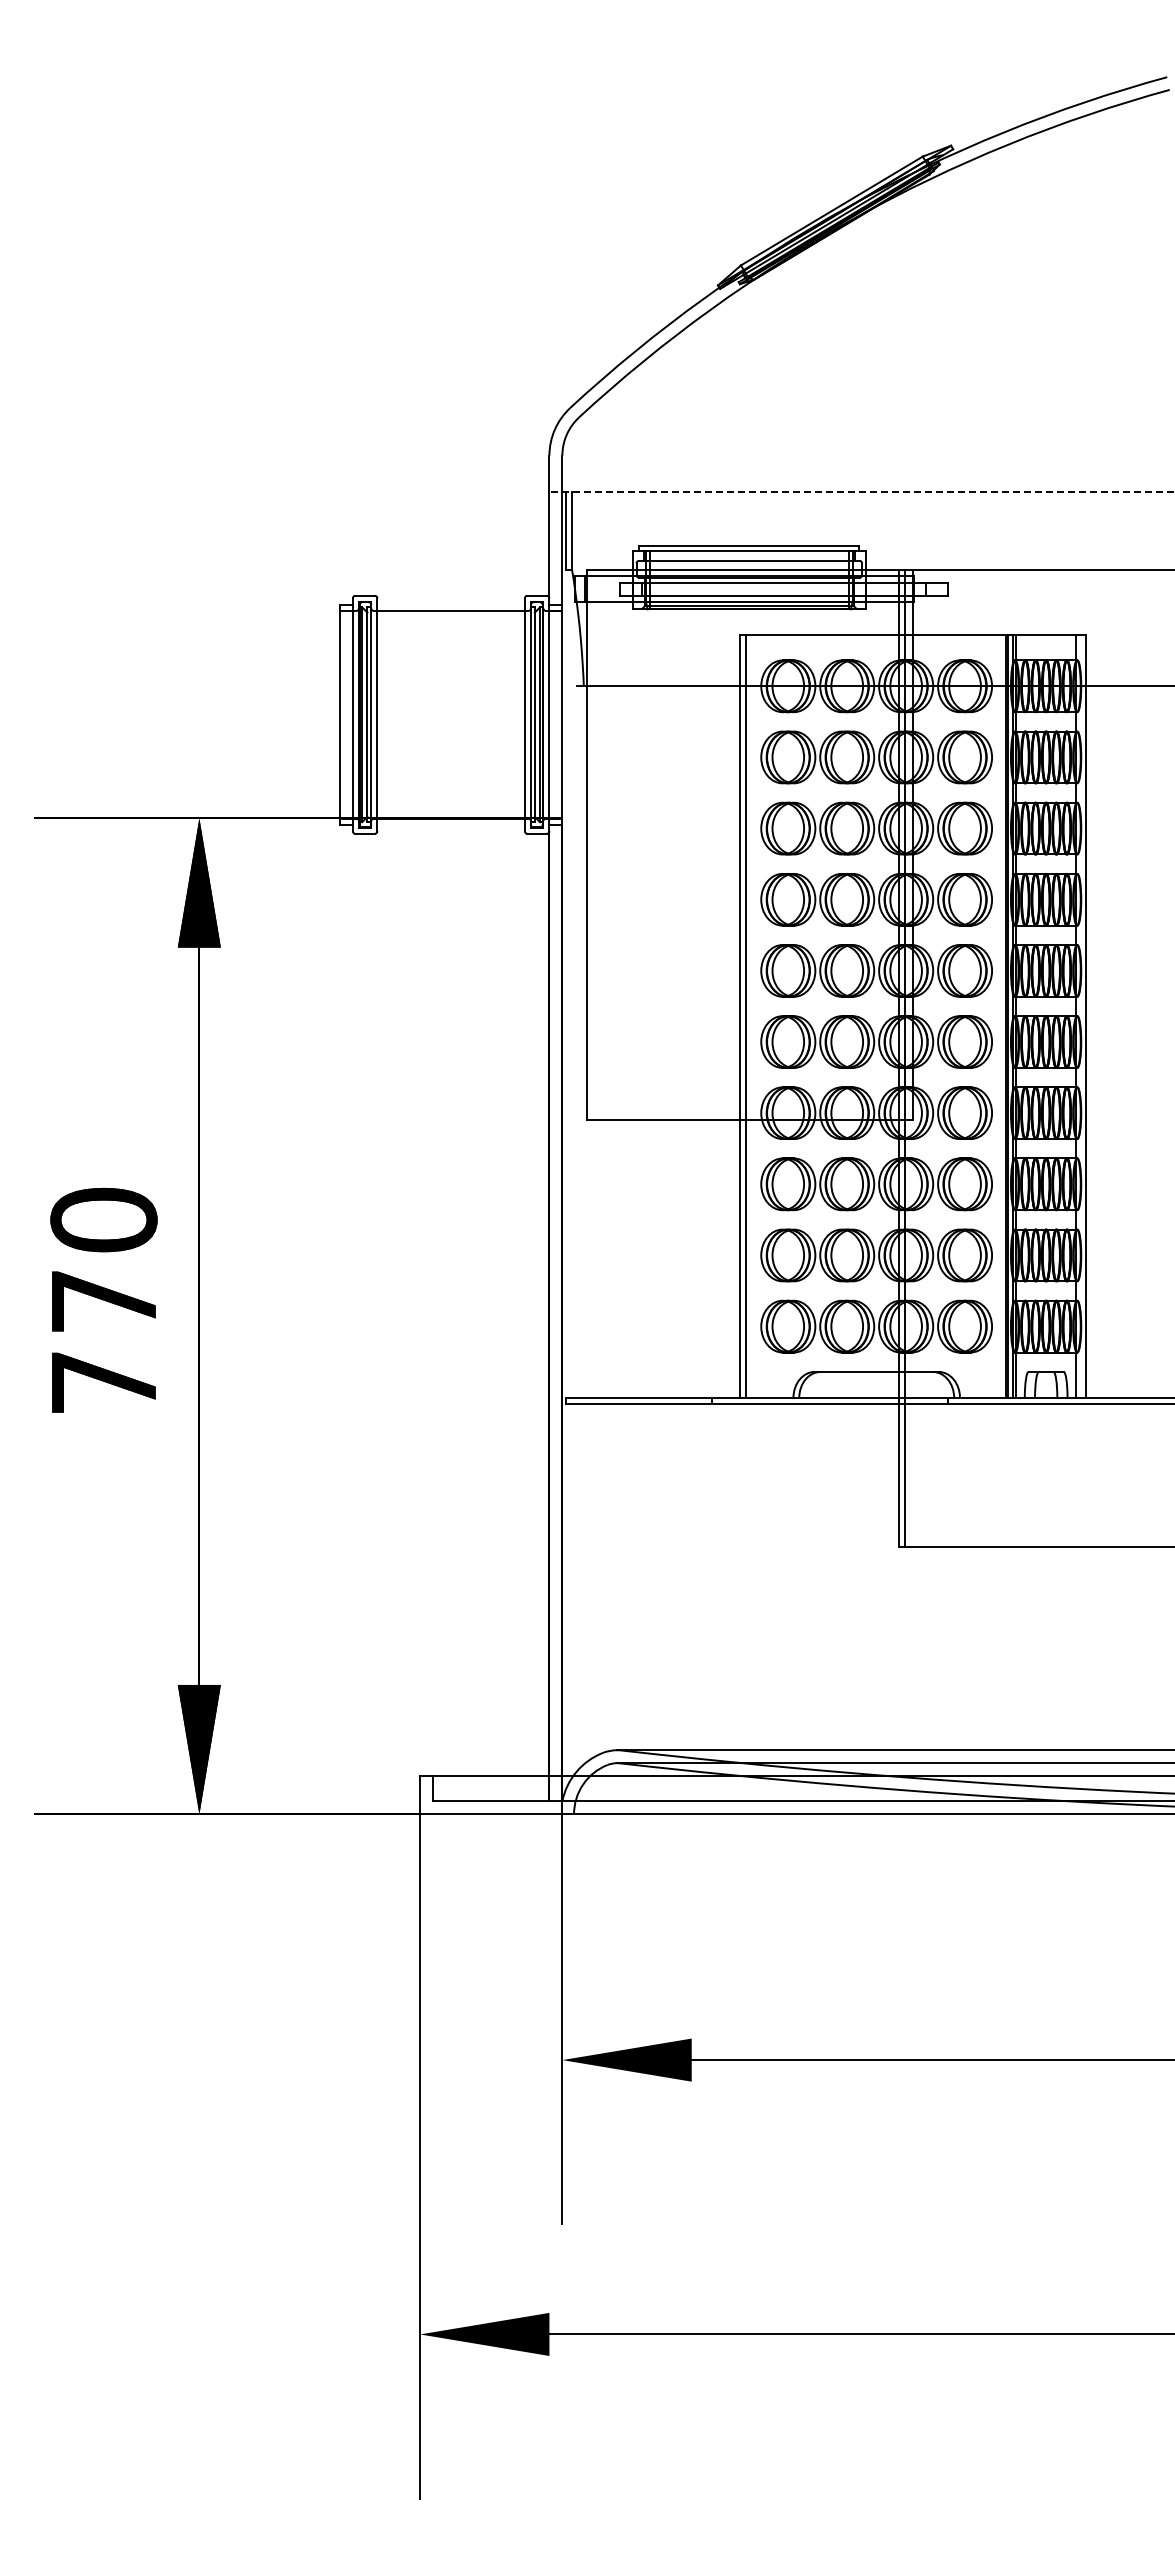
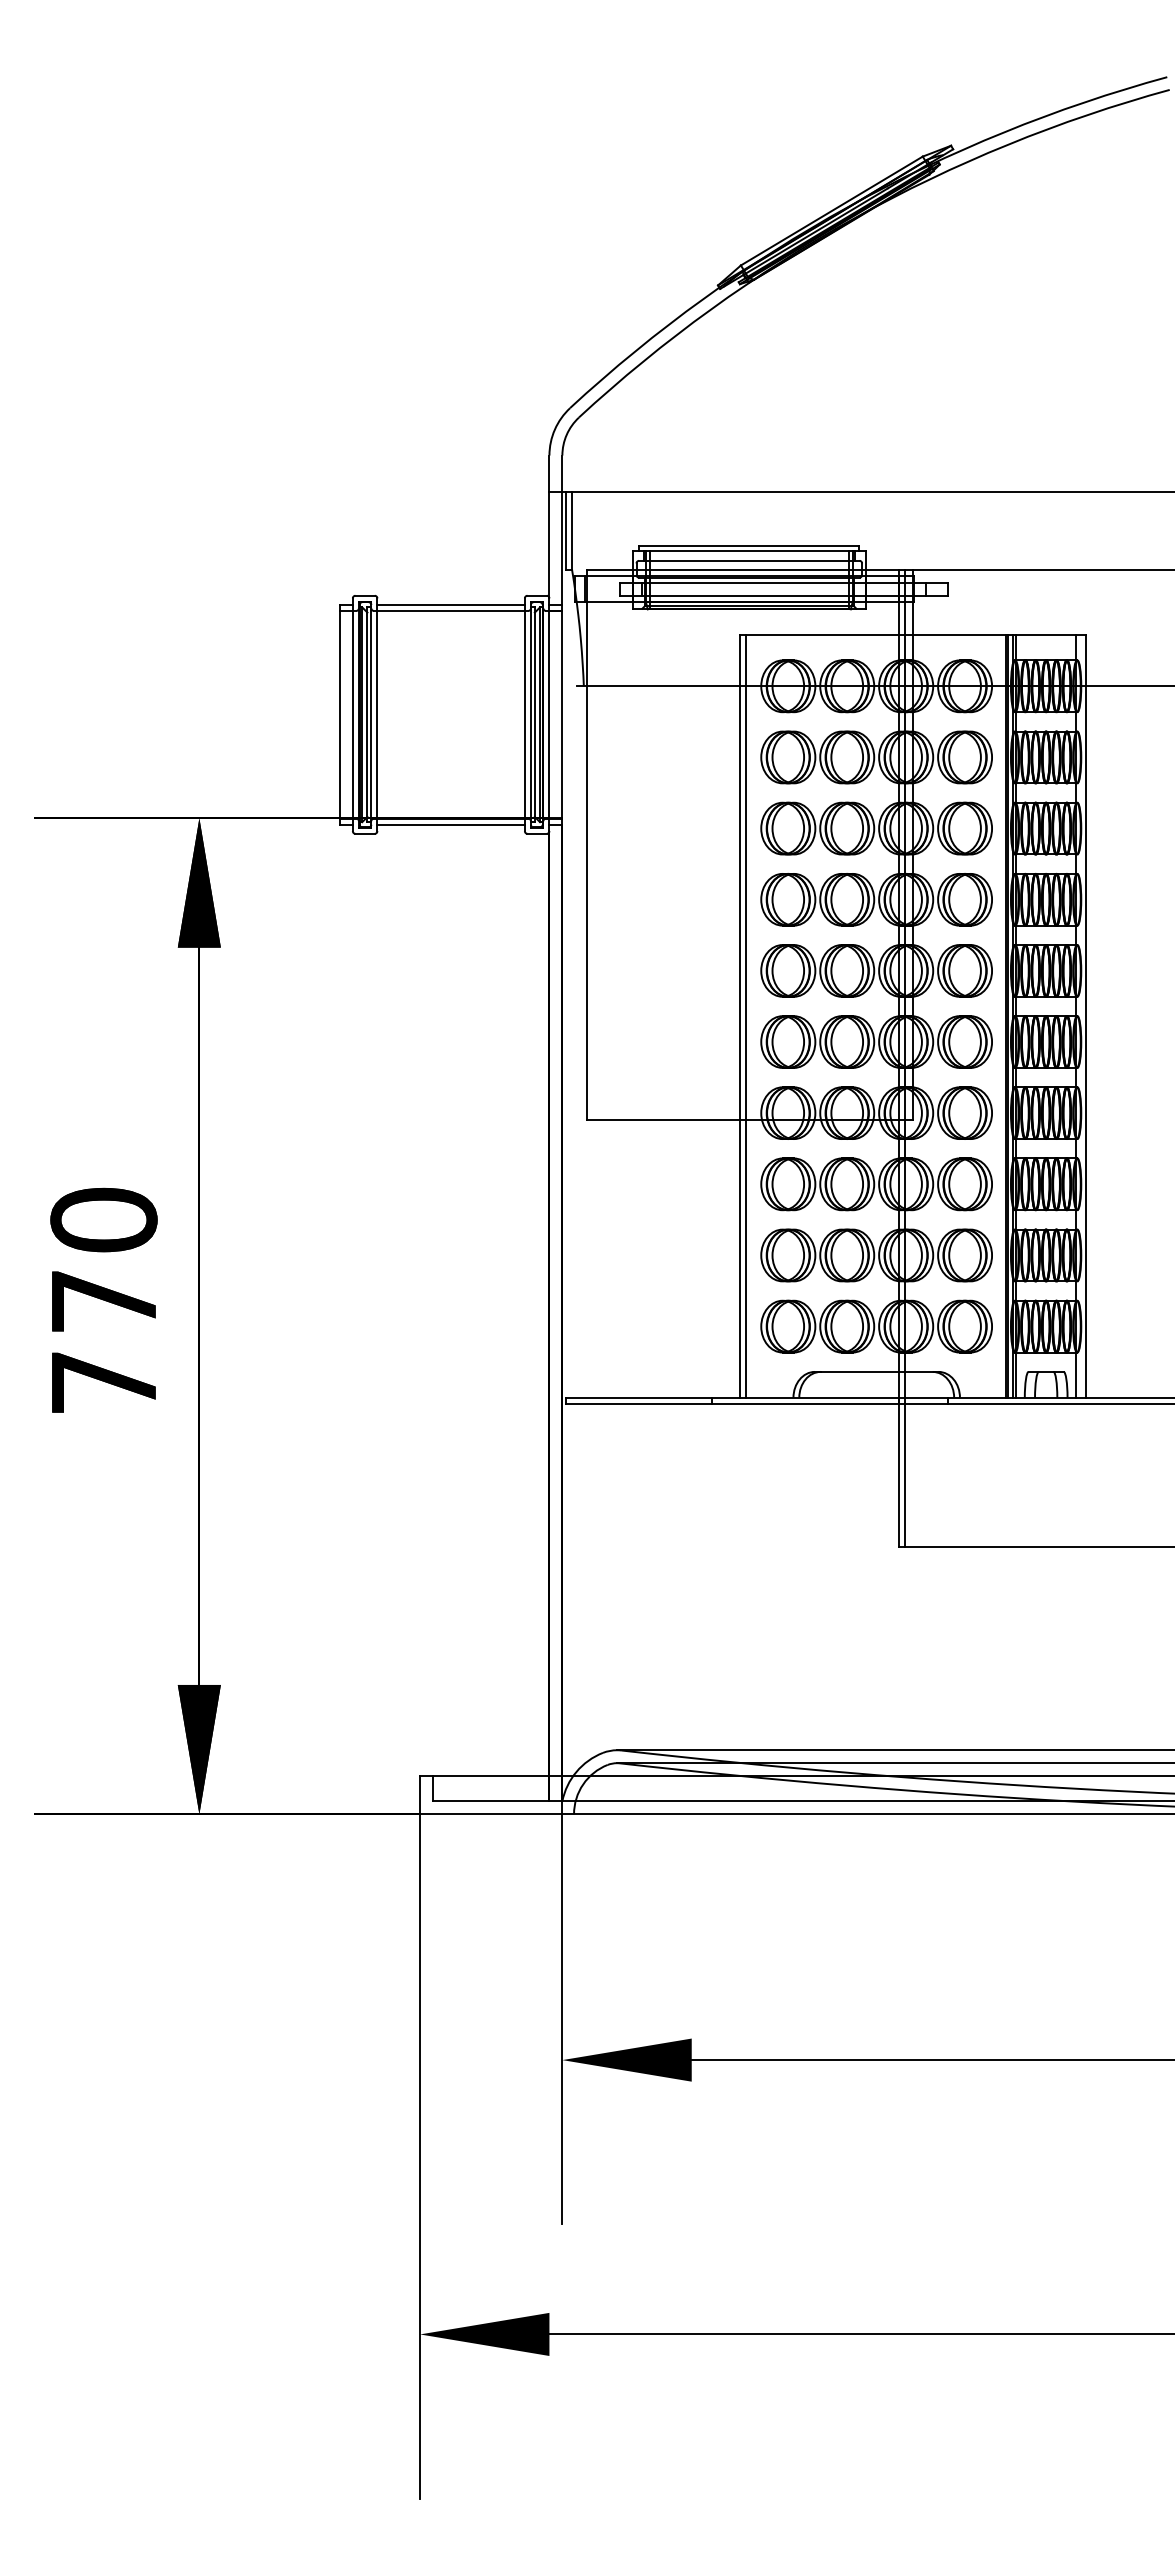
line: dashed -> solid (861, 492)
line: none -> present (450, 604)
line: none -> present (450, 824)
